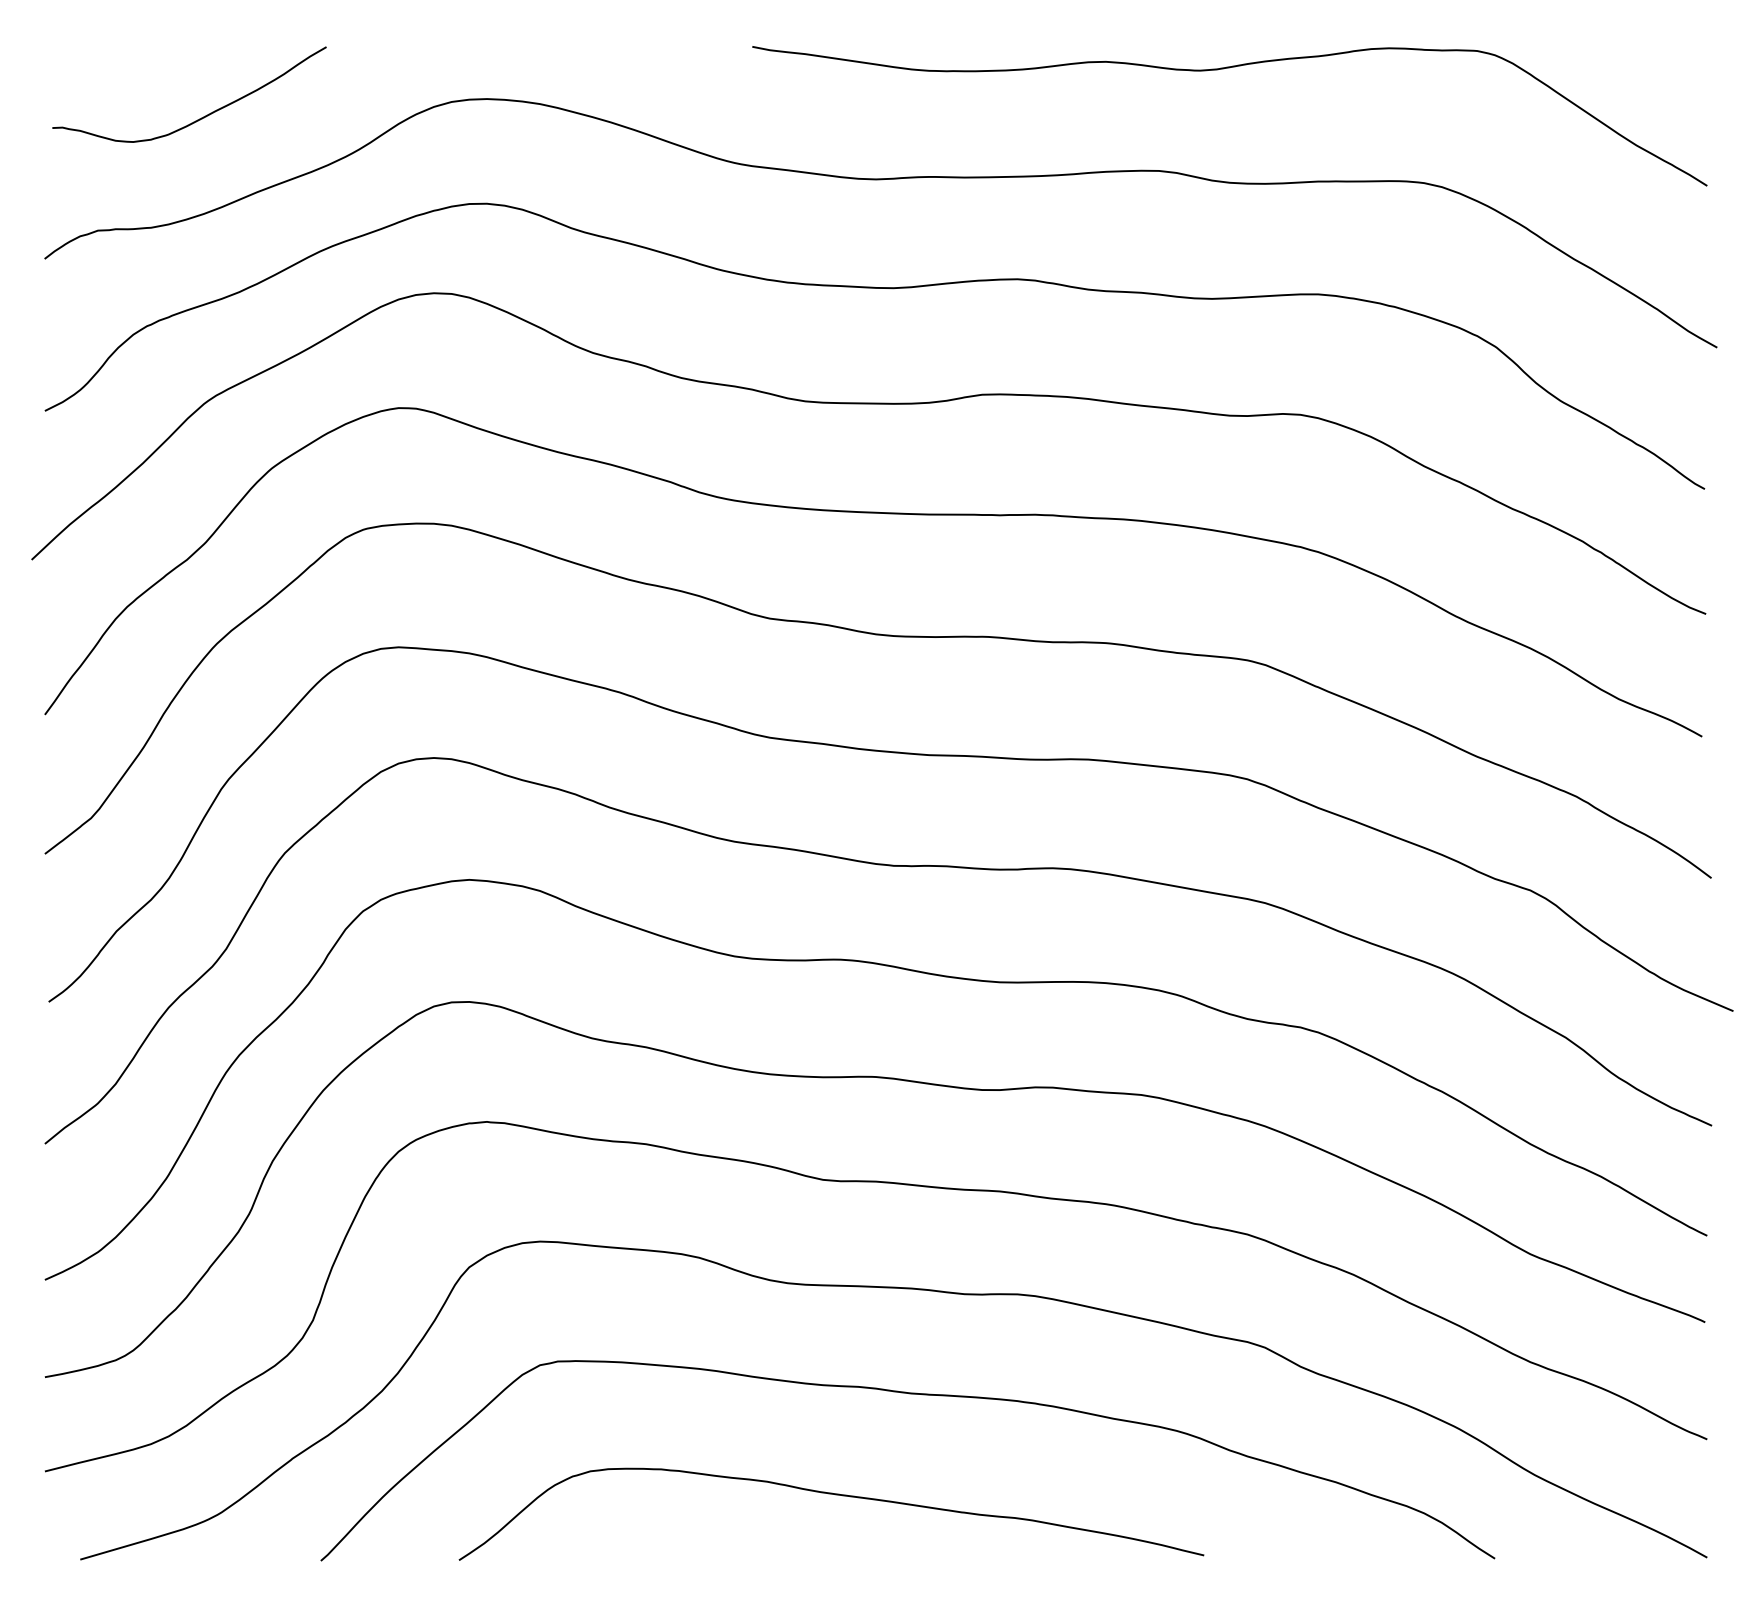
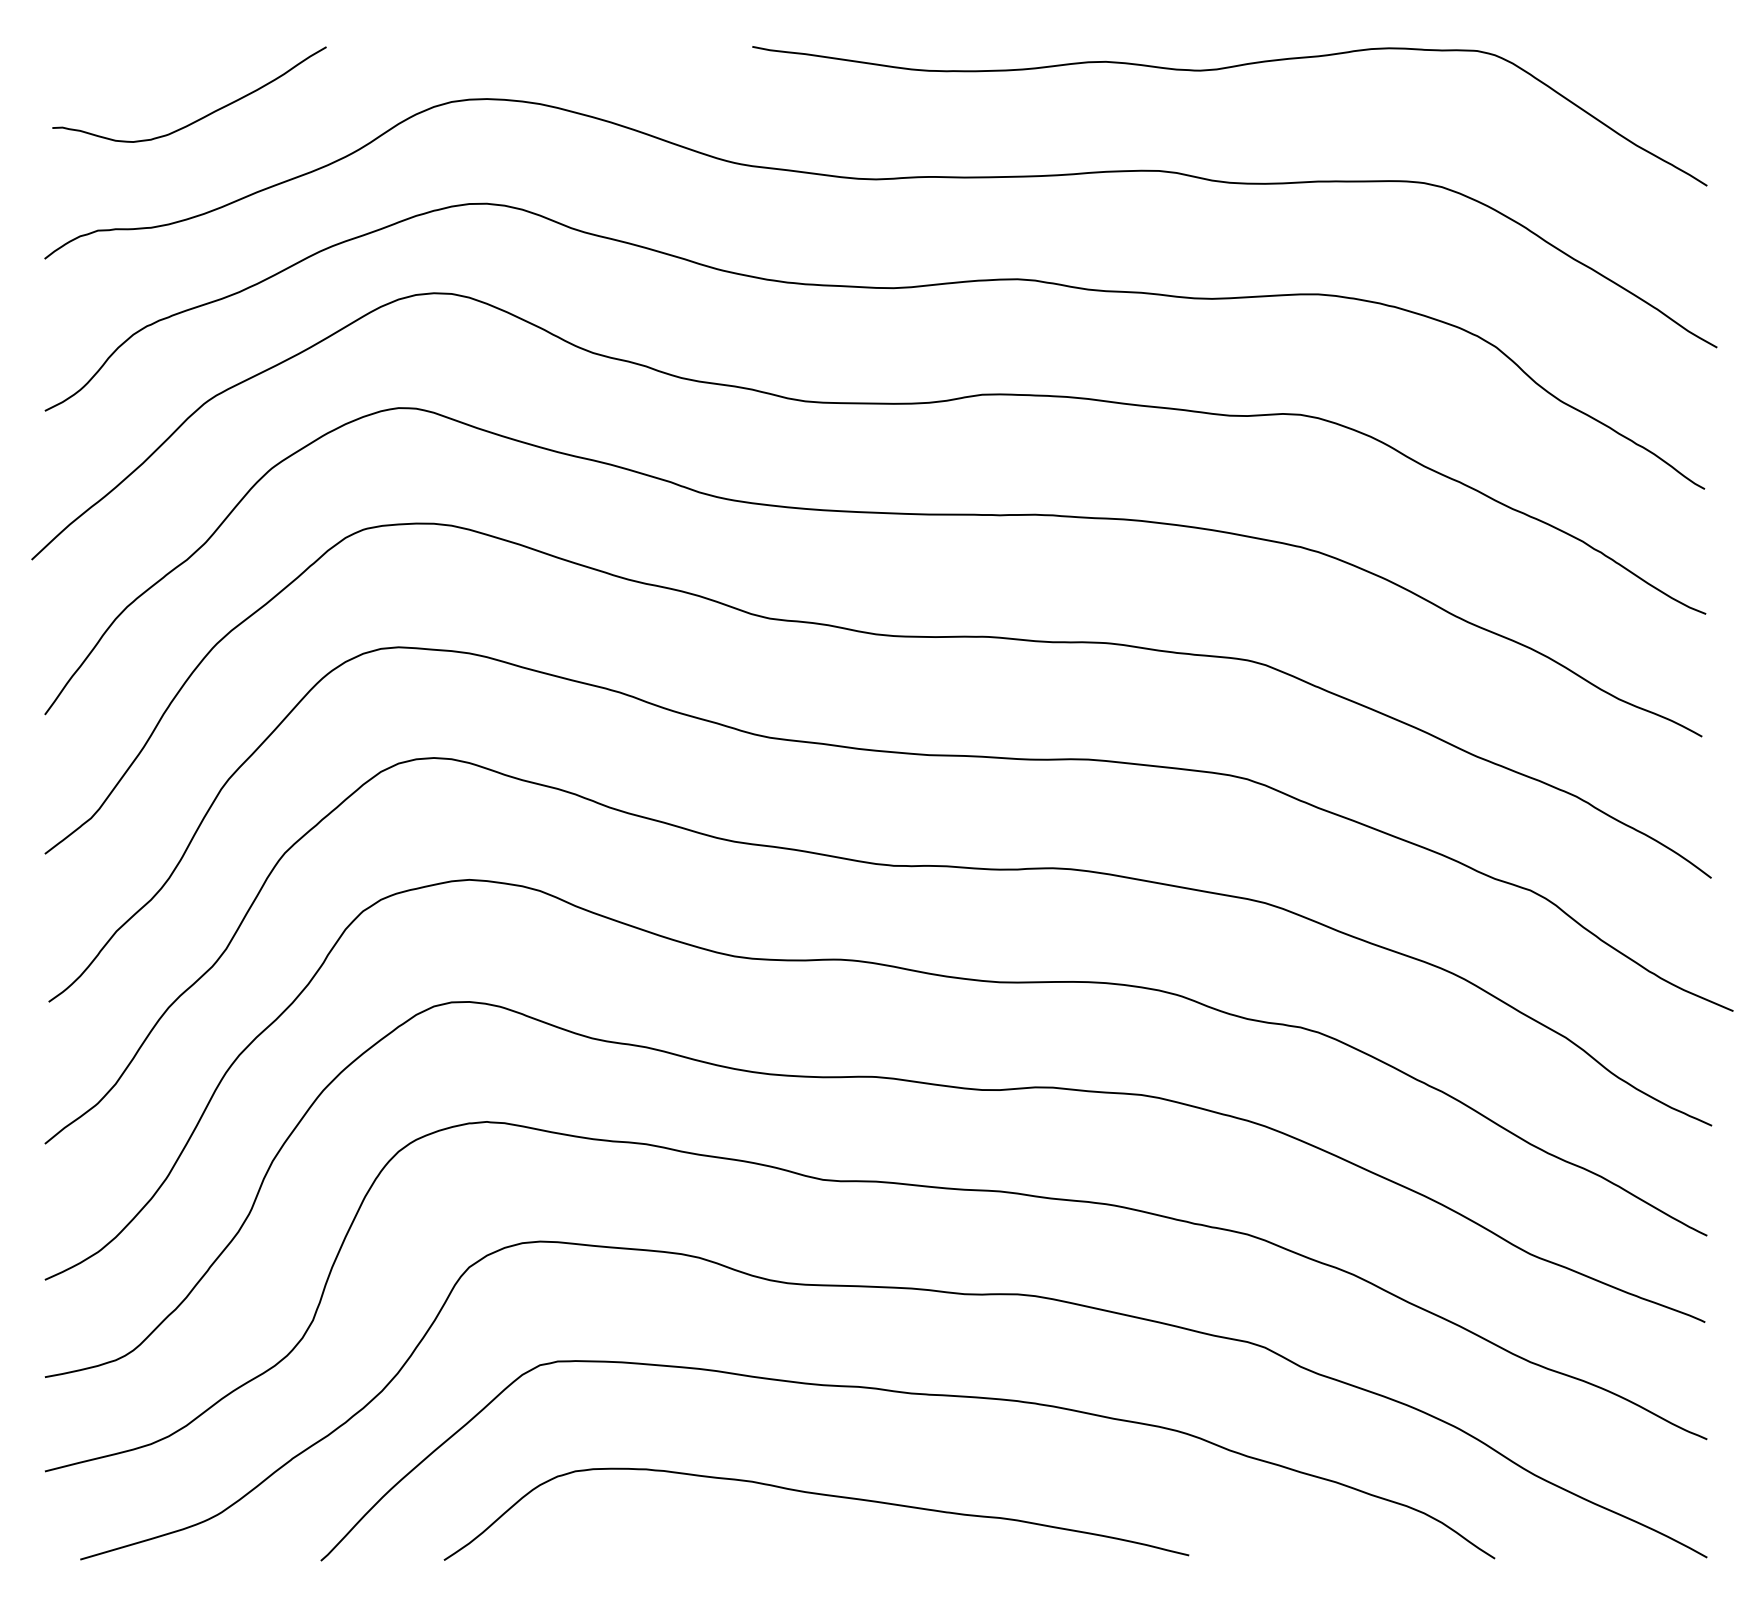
curve position: (835, 1495) -> (820, 1495) (820, 1495)
